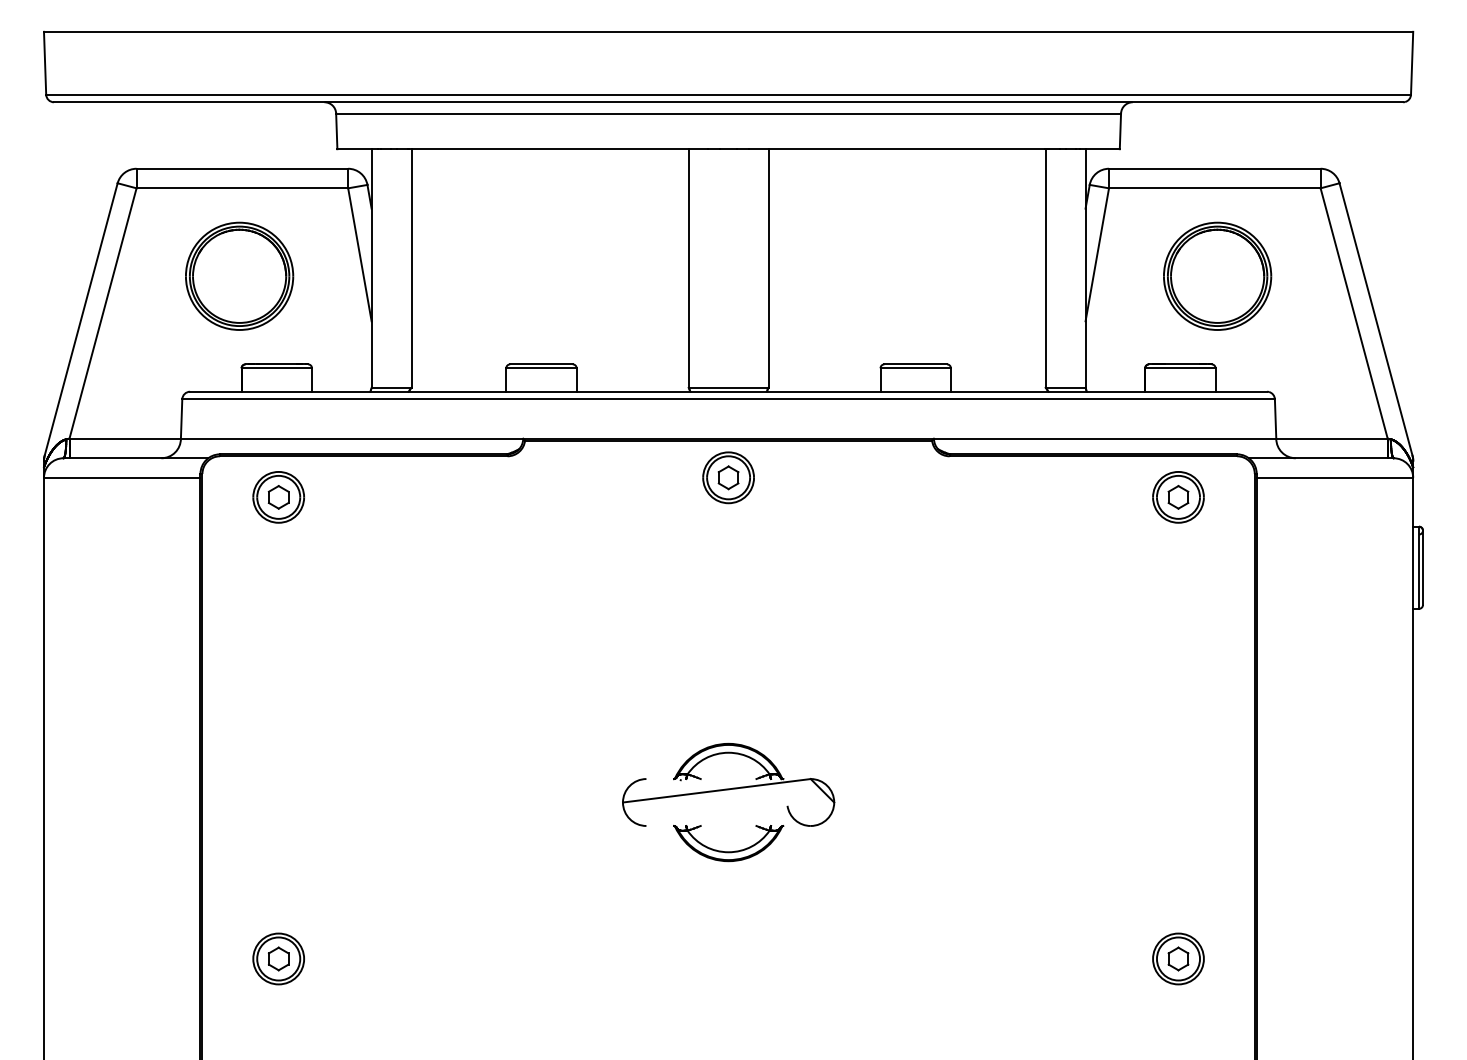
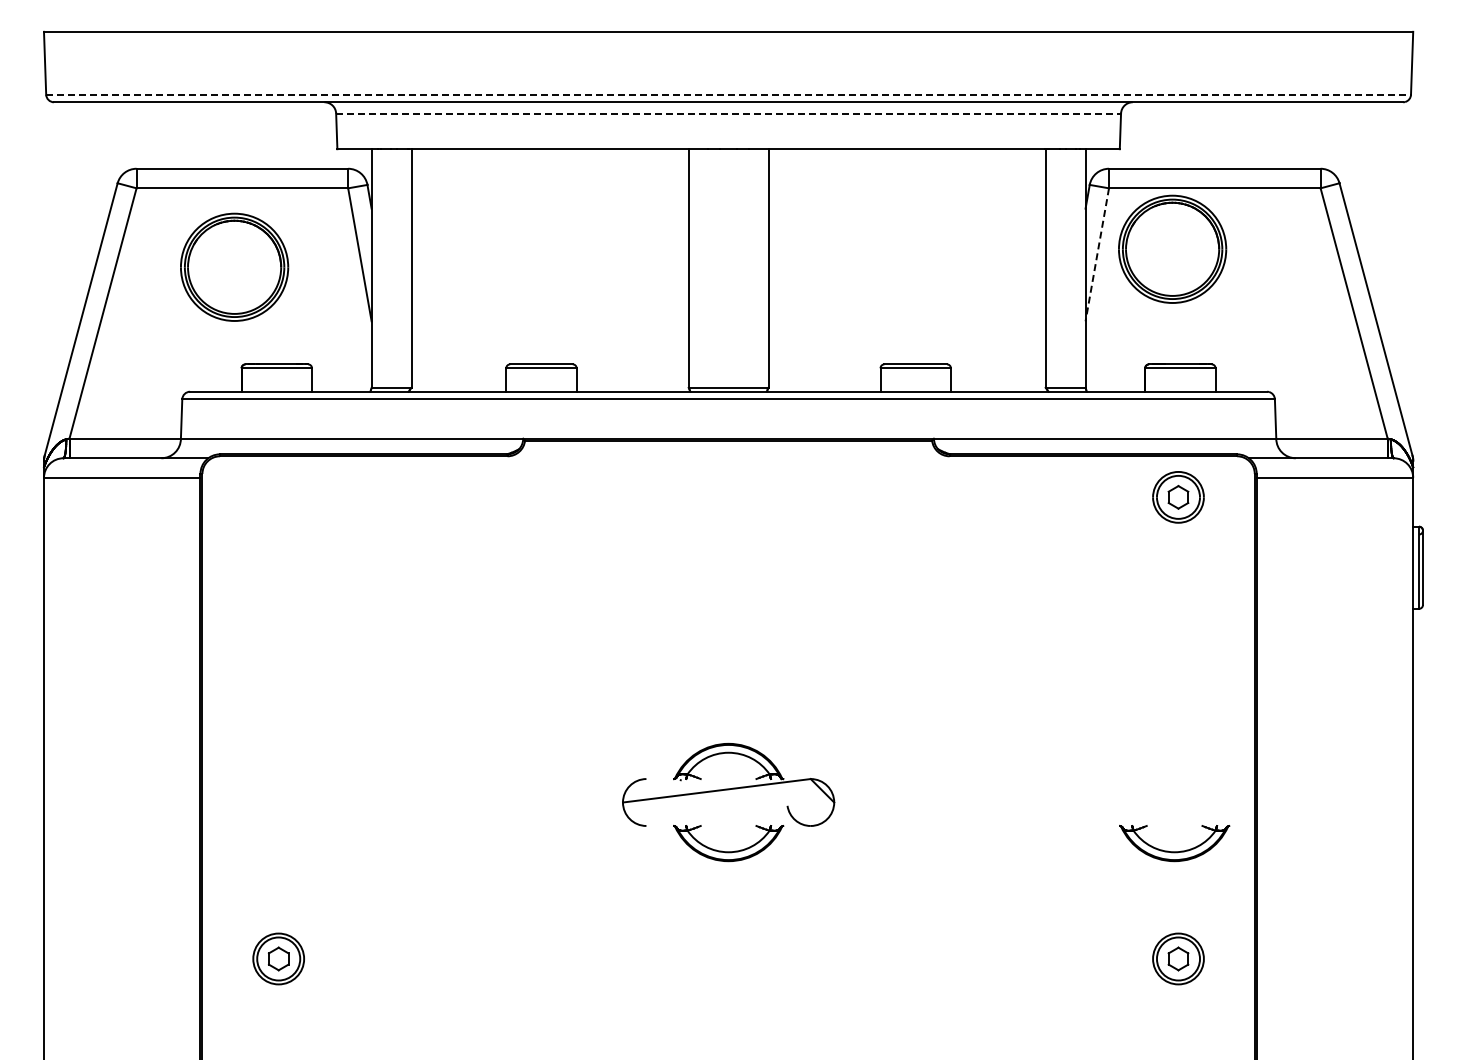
line: solid -> dashed (729, 94)
line: solid -> dashed (729, 113)
line: solid -> dashed (1097, 254)
part position: (239, 275) -> (234, 266) (234, 266)
part position: (1217, 275) -> (1172, 248) (1172, 248)
part: present -> none (728, 477)
part: present -> none (278, 497)
part: none -> present (1174, 851)
